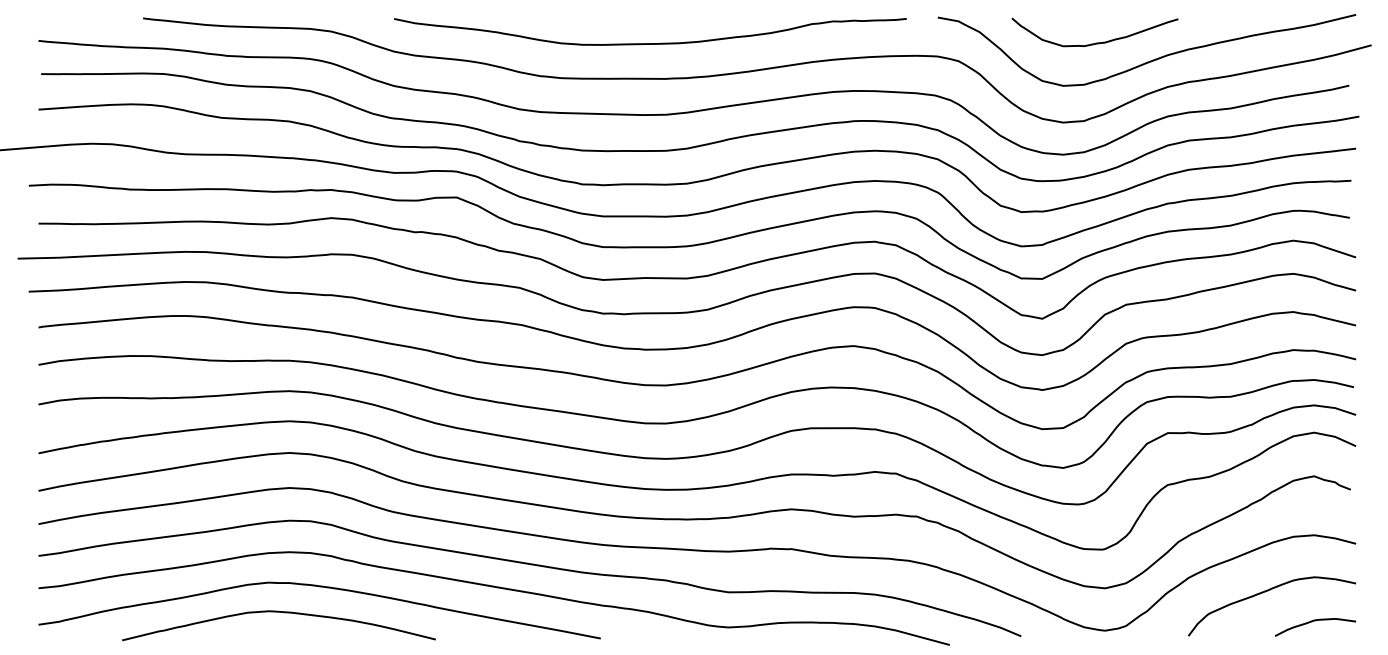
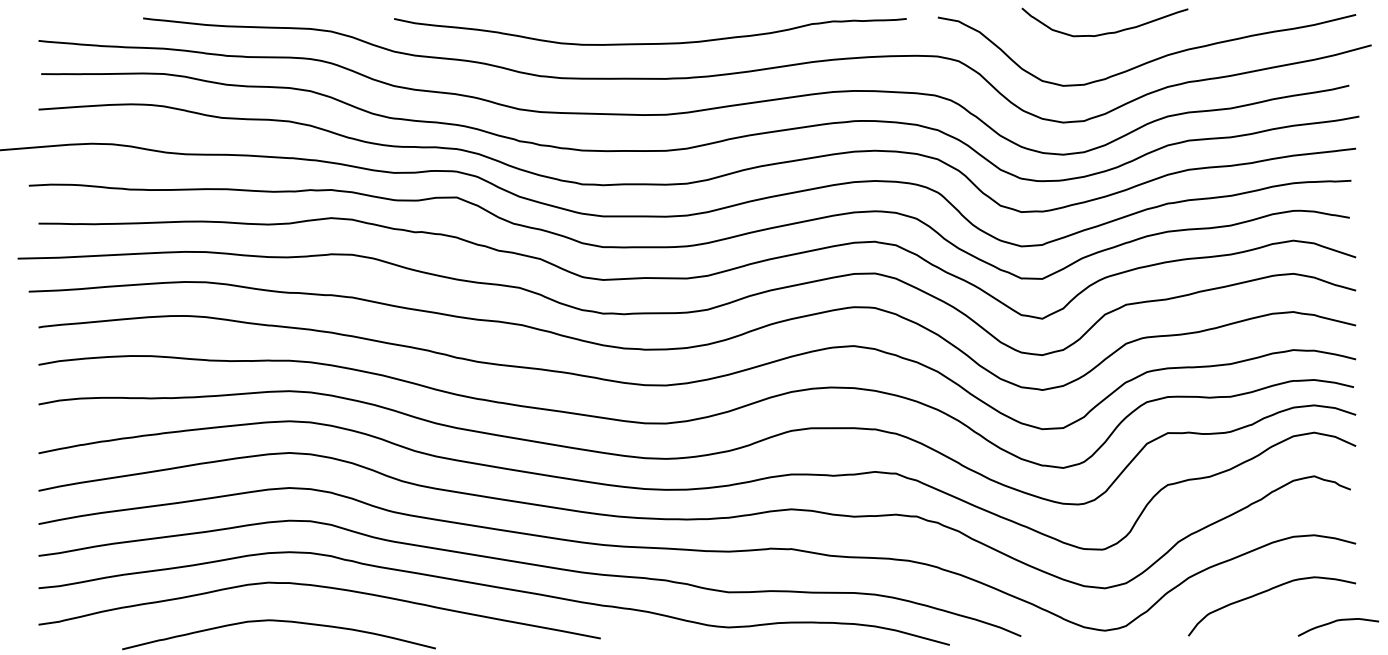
curve position: (1095, 42) -> (1105, 32) (1105, 32)
curve position: (278, 612) -> (278, 621) (278, 621)
curve position: (1312, 622) -> (1335, 622) (1335, 622)
